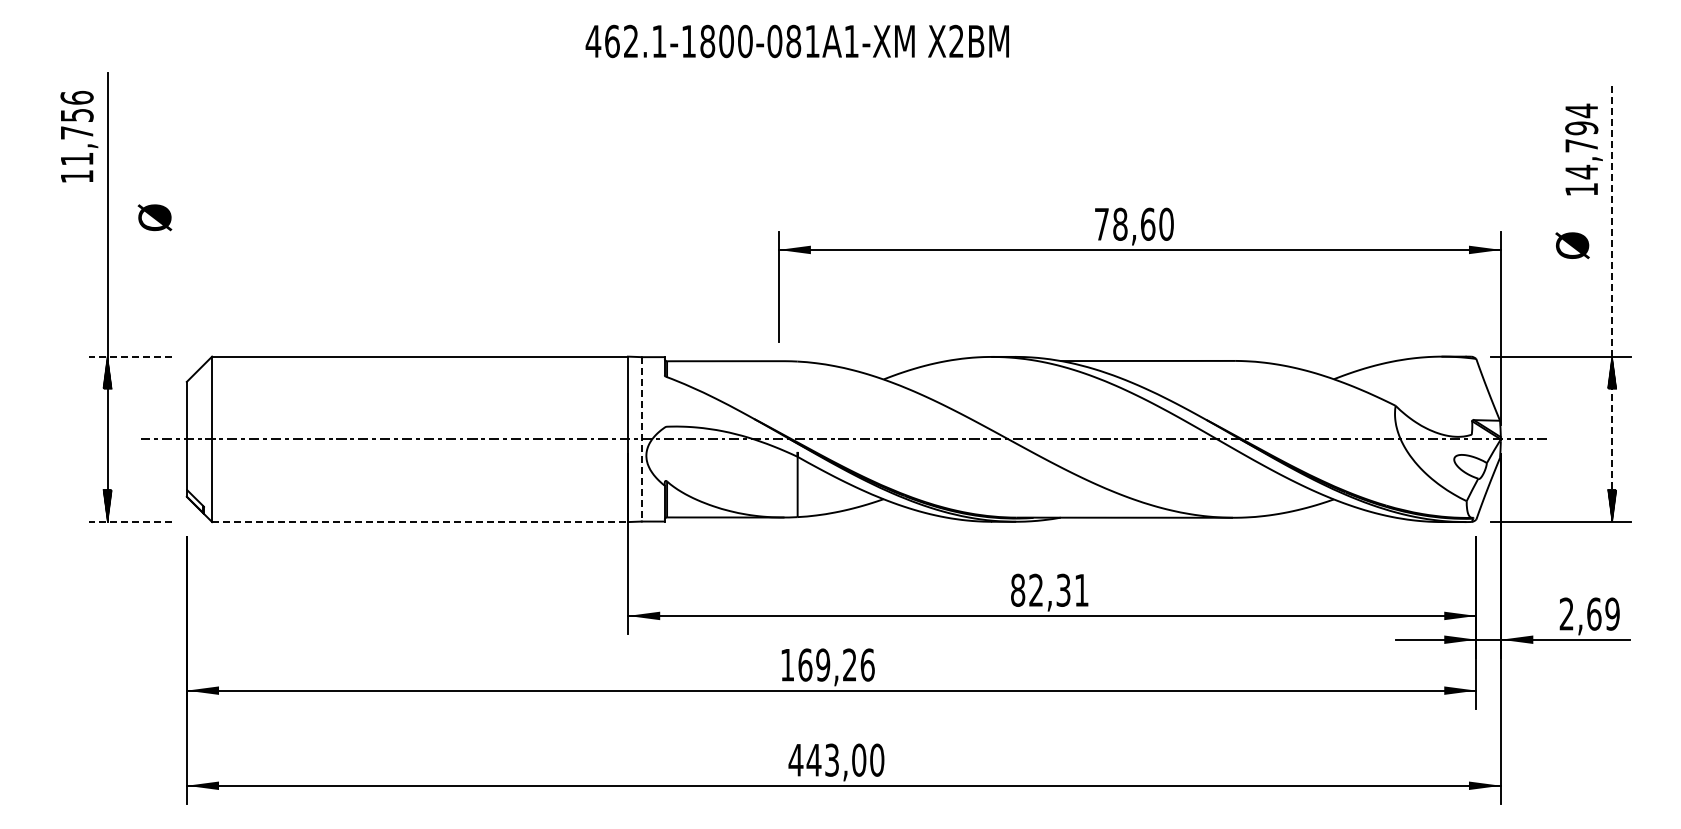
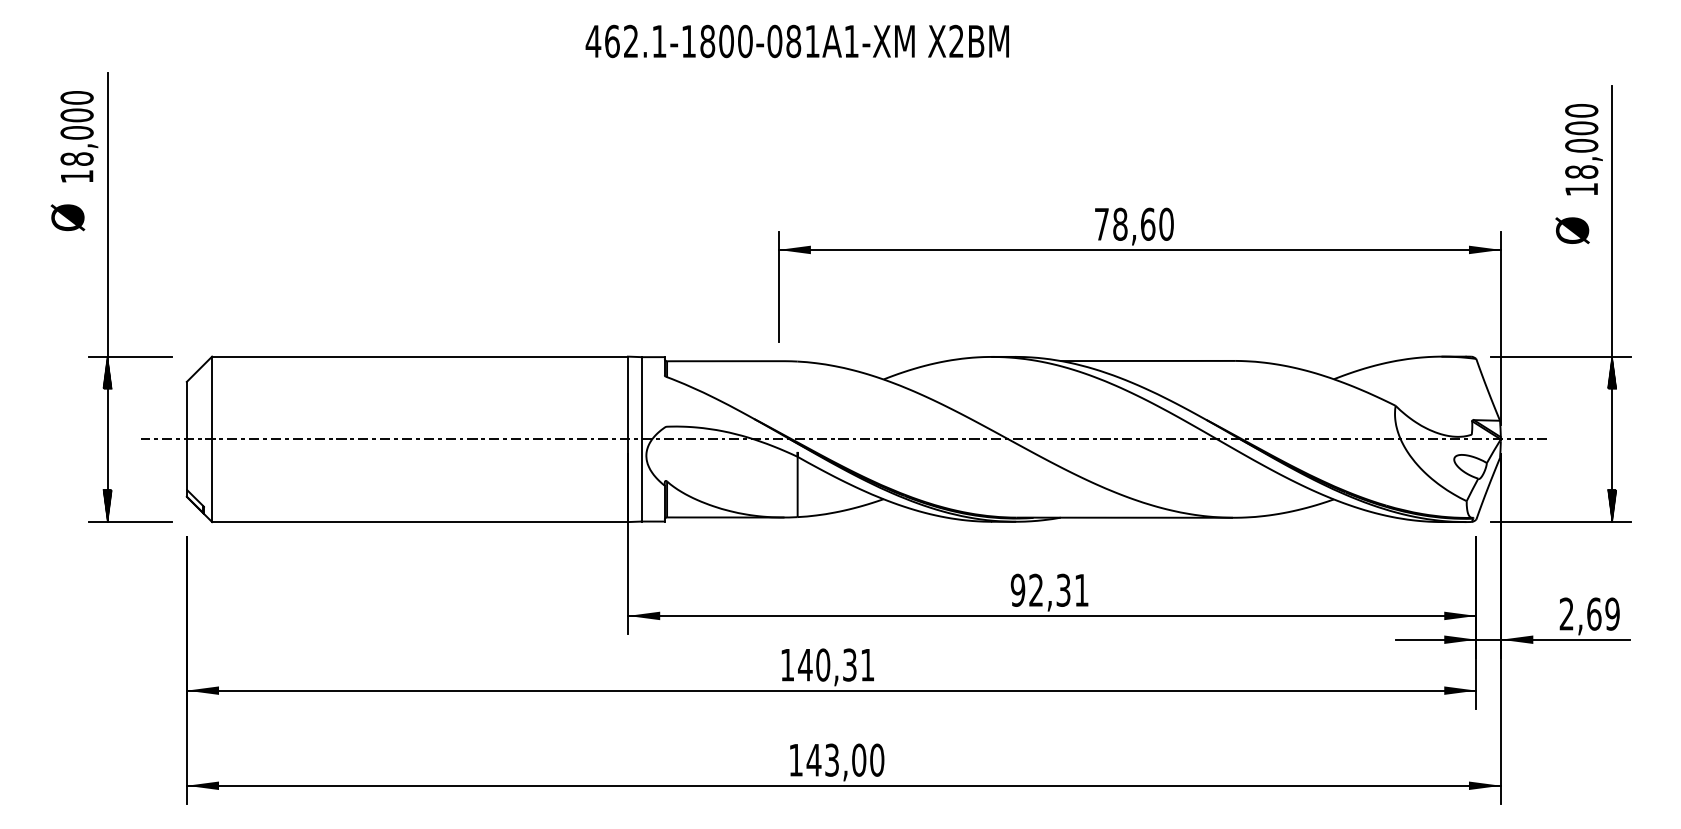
text: 11,756 -> 18,000 (76, 127)
text: 14,794 -> 18,000 (1581, 141)
text position: (154, 217) -> (67, 217) (67, 217)
text position: (1572, 245) -> (1572, 230) (1572, 230)
line: dashed -> solid (1612, 303)
line: dashed -> solid (130, 356)
line: dashed -> solid (641, 439)
line: dashed -> solid (130, 522)
line: dashed -> solid (420, 522)
text: 82,31 -> 92,31 (1017, 589)
text: 169,26 -> 140,31 (836, 664)
text: 443,00 -> 143,00 (795, 760)
